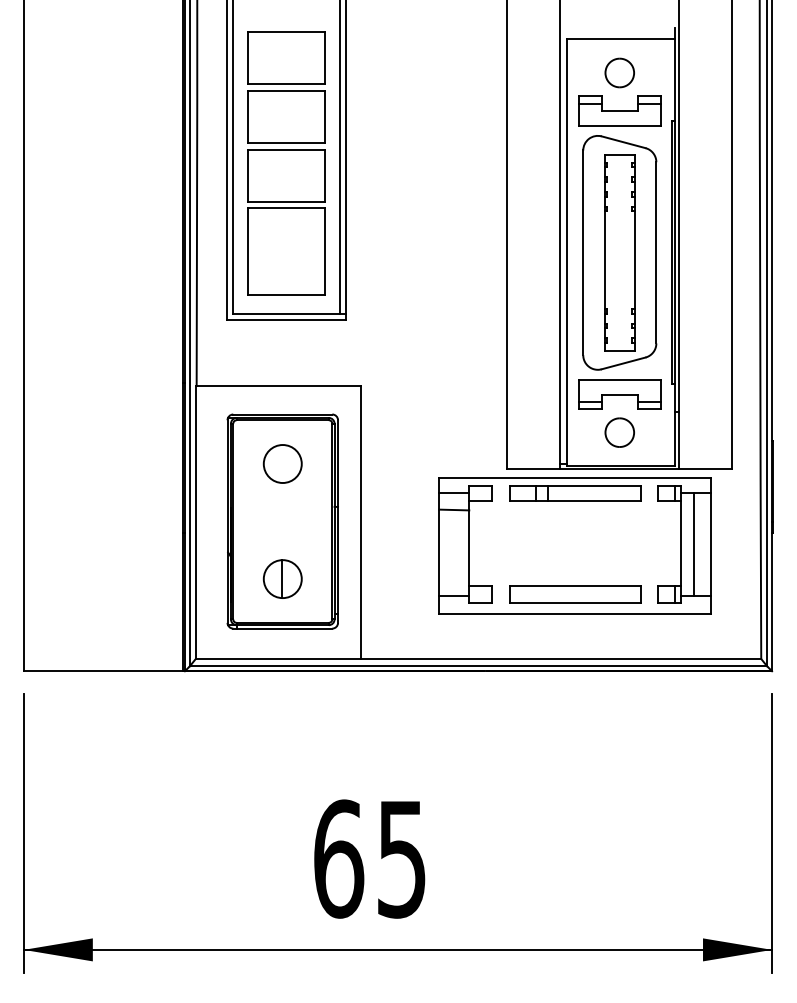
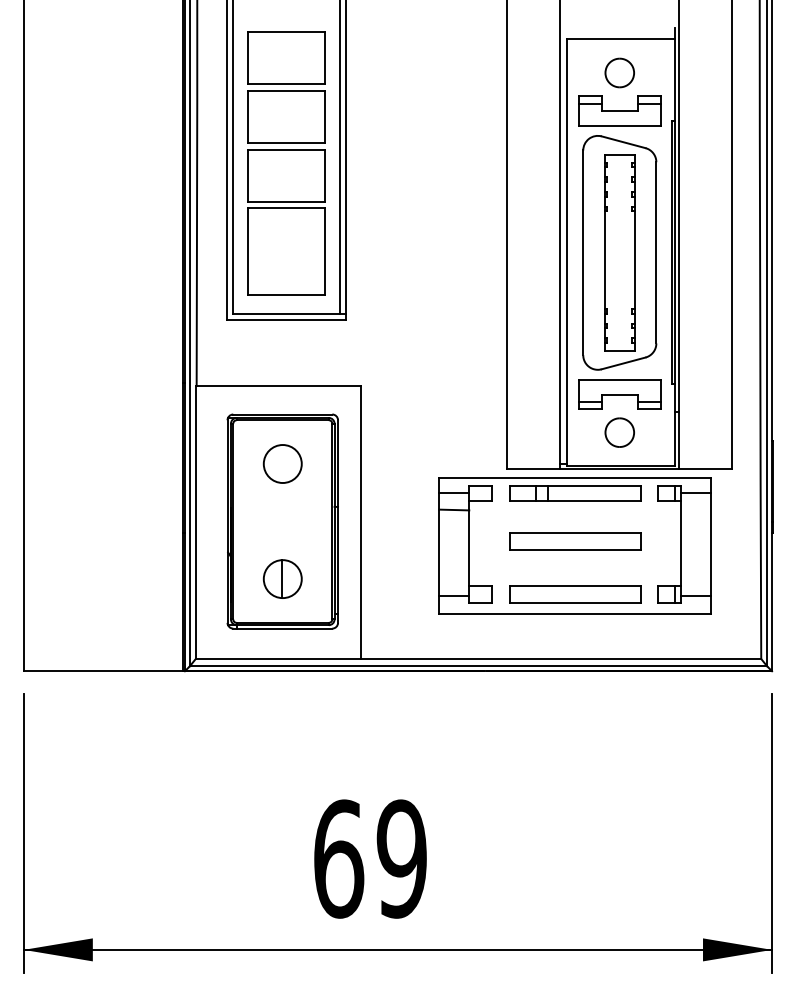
part: none -> present (575, 541)
line: present -> none (693, 544)
text: 65 -> 69 (401, 858)
